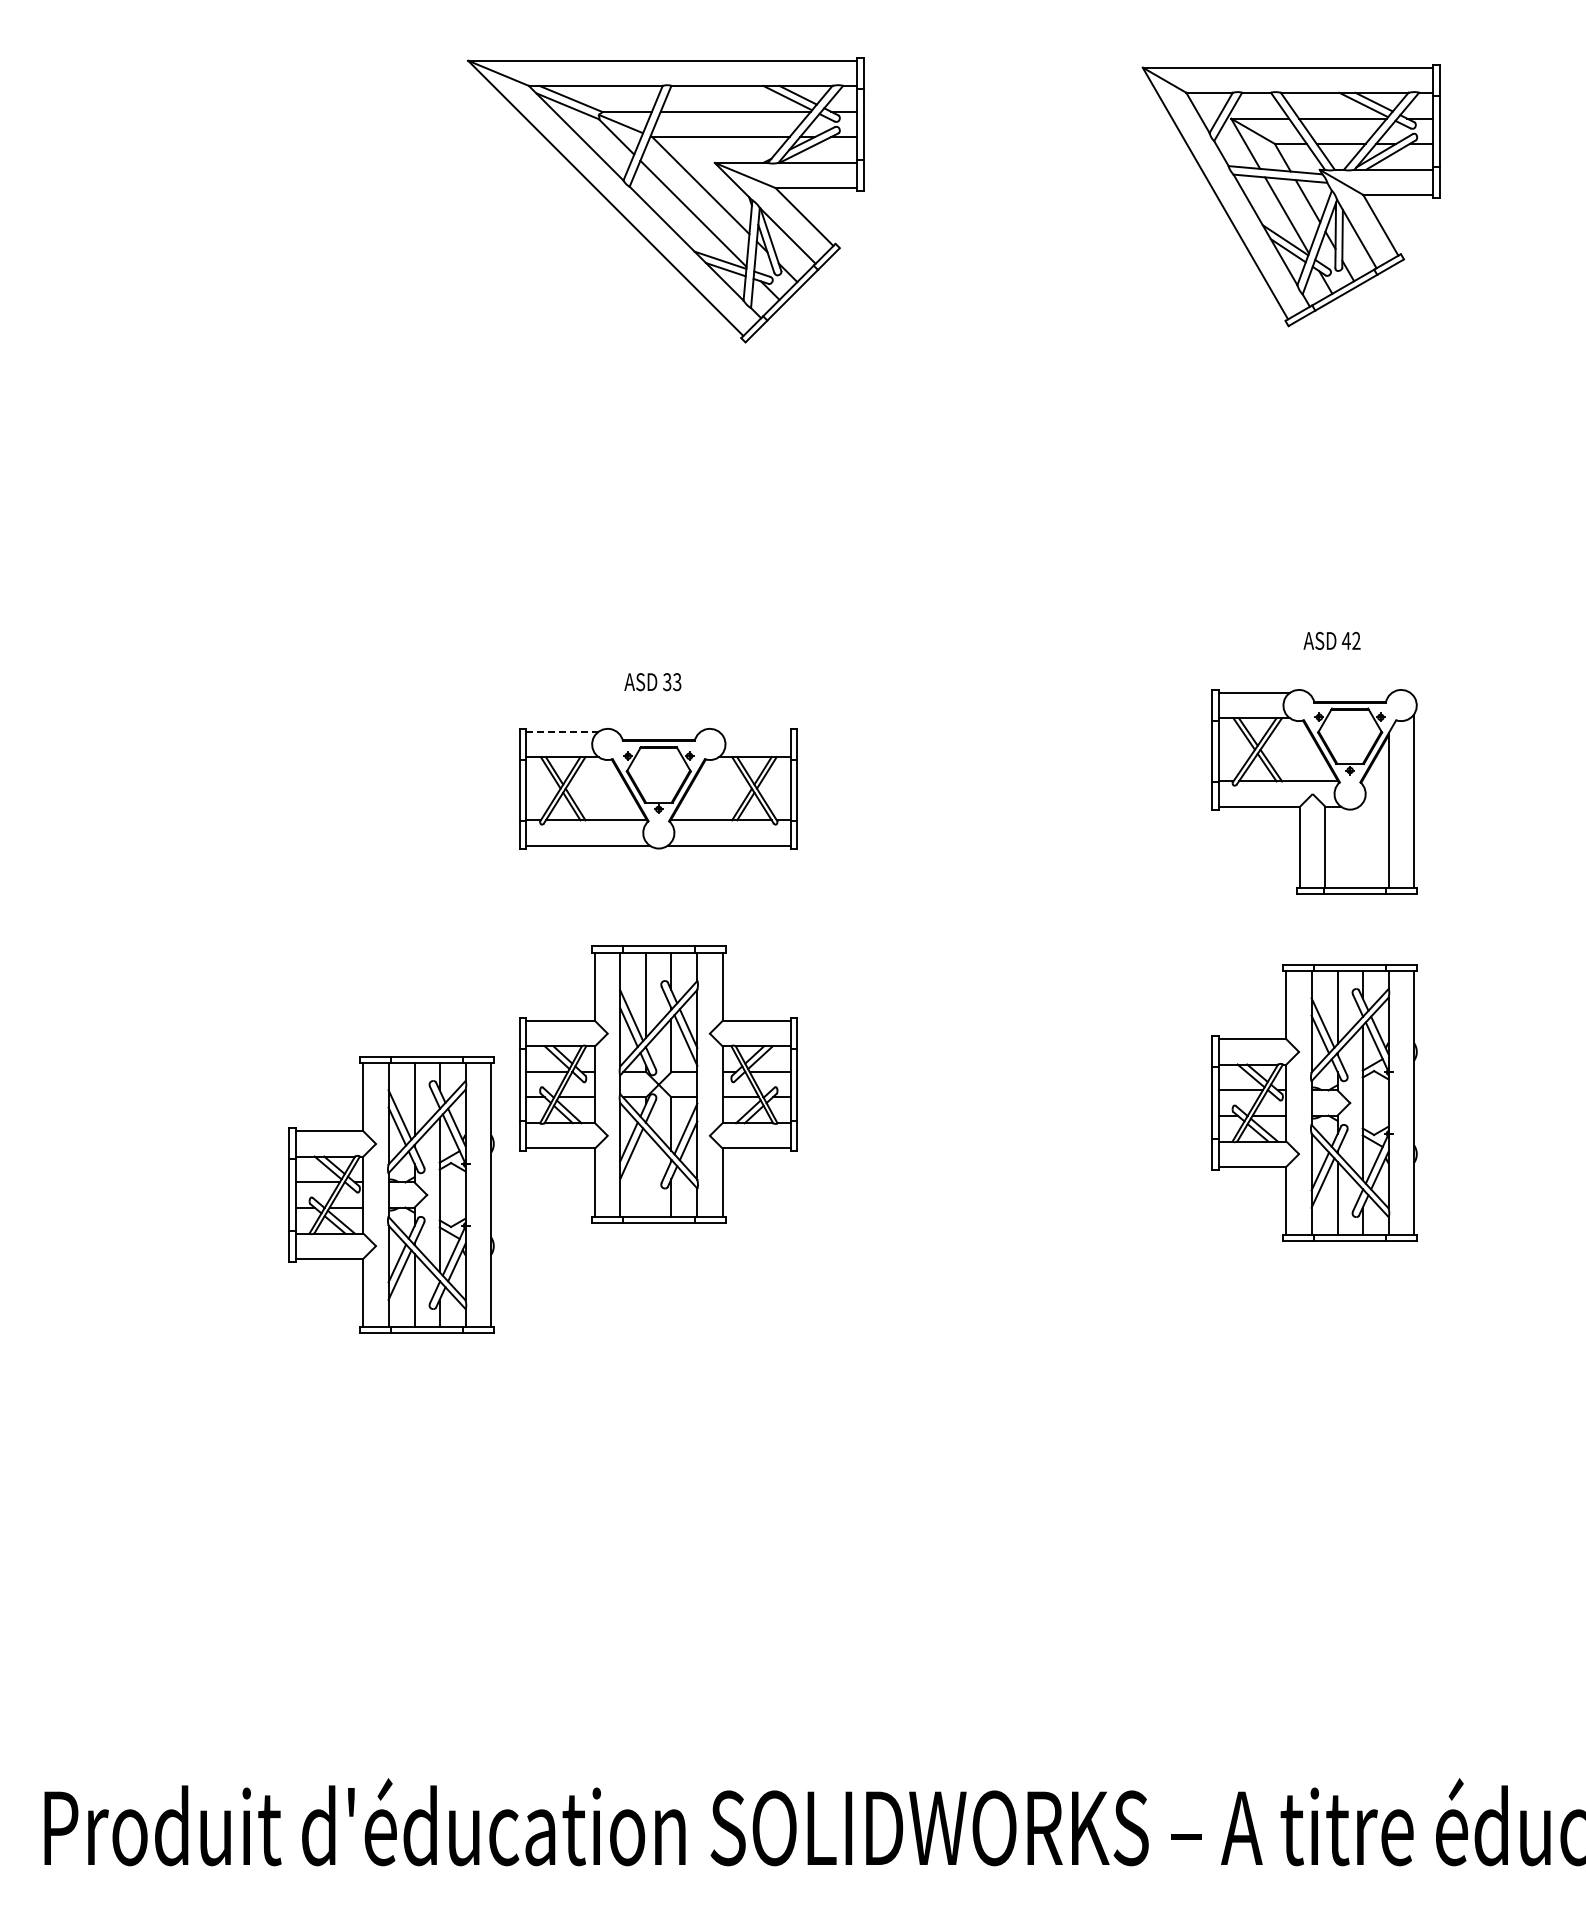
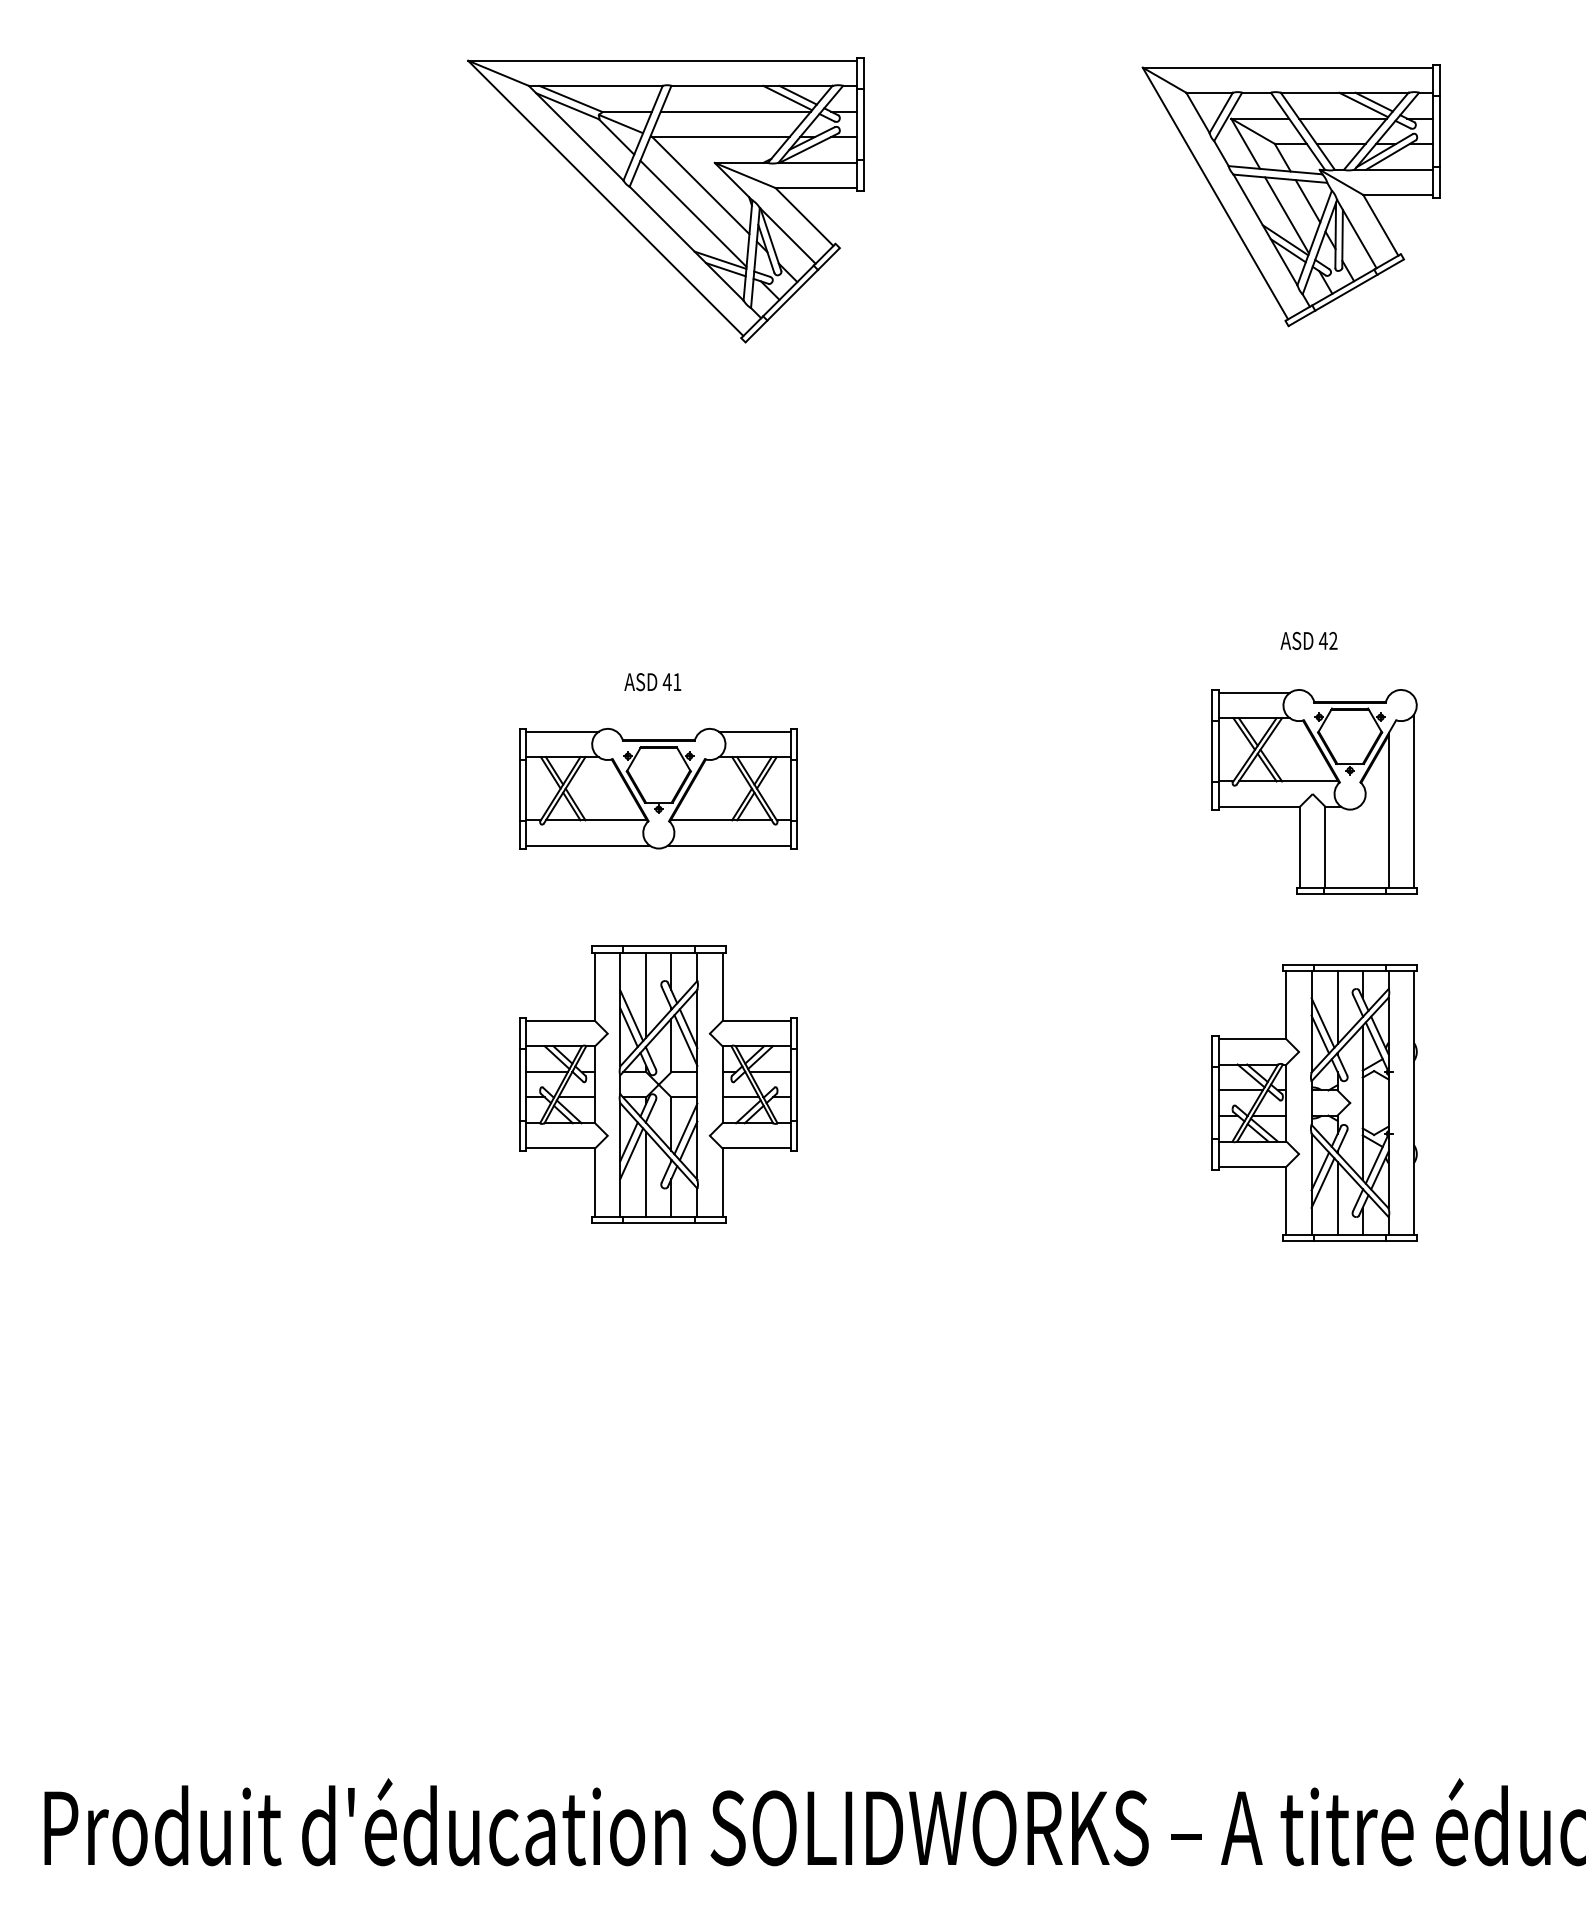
text position: (1331, 640) -> (1308, 640) (1308, 640)
text: 33 -> 41 (671, 682)
line: dashed -> solid (561, 731)
line: none -> present (755, 731)
line: none -> present (646, 1173)
part: present -> none (391, 1194)
